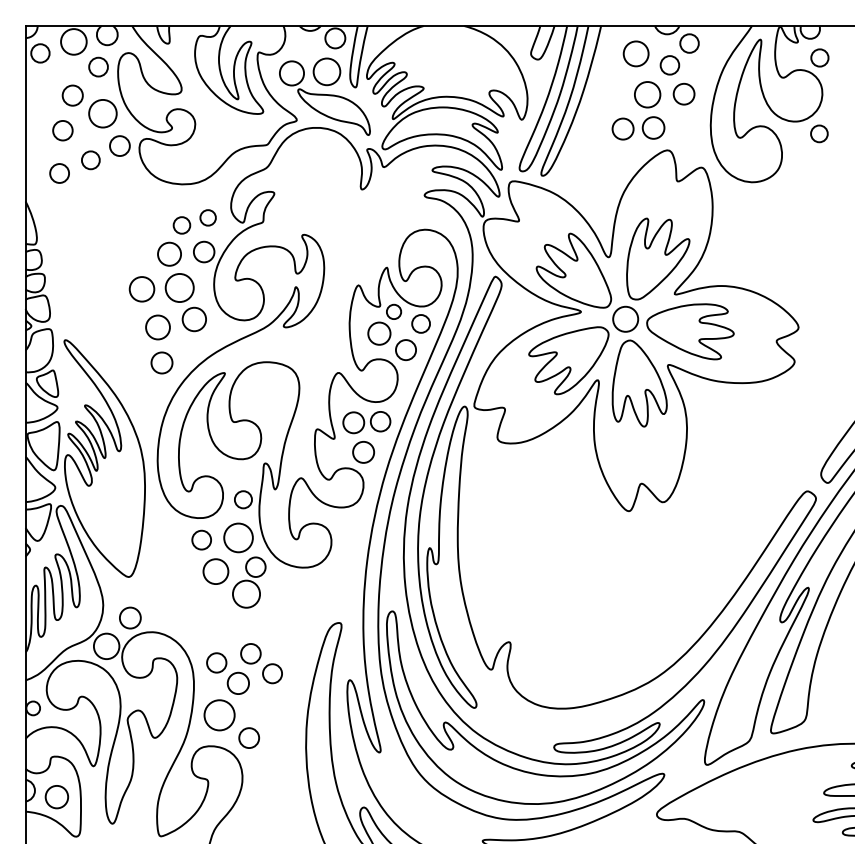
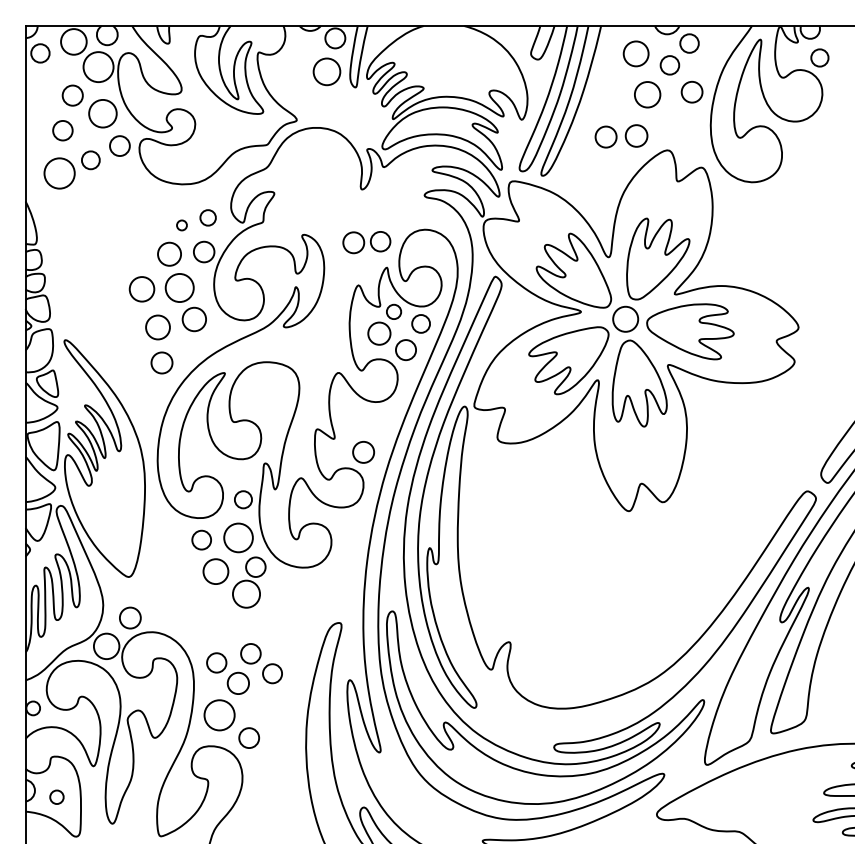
circle diameter: 19 px -> 30 px (98, 67)
circle position: (683, 93) -> (691, 91) (691, 91)
part: present -> none (324, 97)
part position: (638, 128) -> (621, 136) (621, 136)
circle: present -> none (819, 133)
circle diameter: 19 px -> 30 px (59, 173)
circle size: 20x19 px -> 12x13 px (181, 225)
part position: (366, 422) -> (366, 242) (366, 242)
circle size: 26x25 px -> 16x16 px (56, 796)
